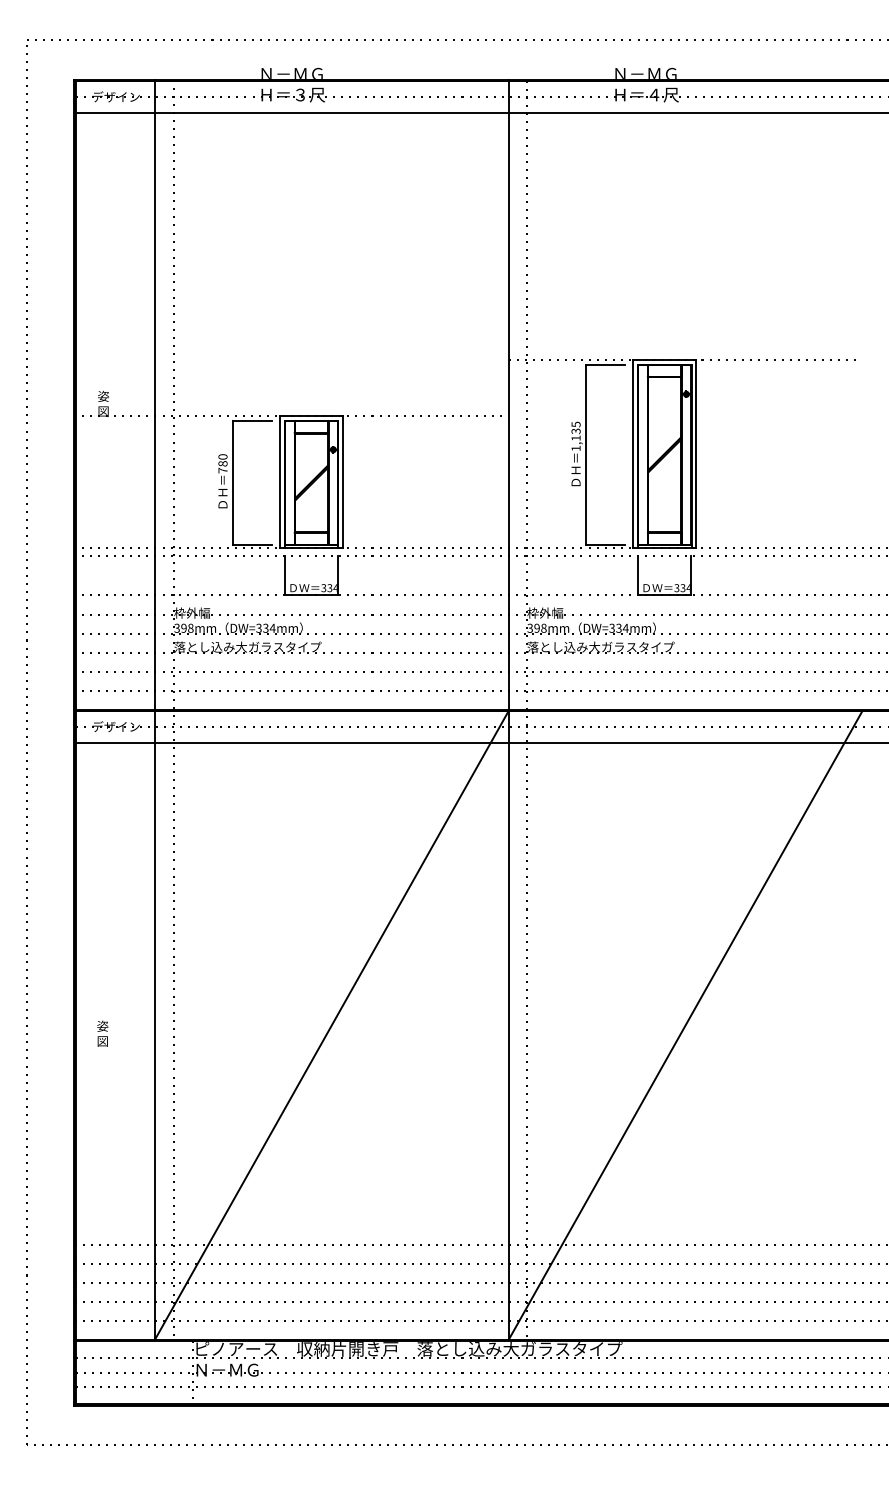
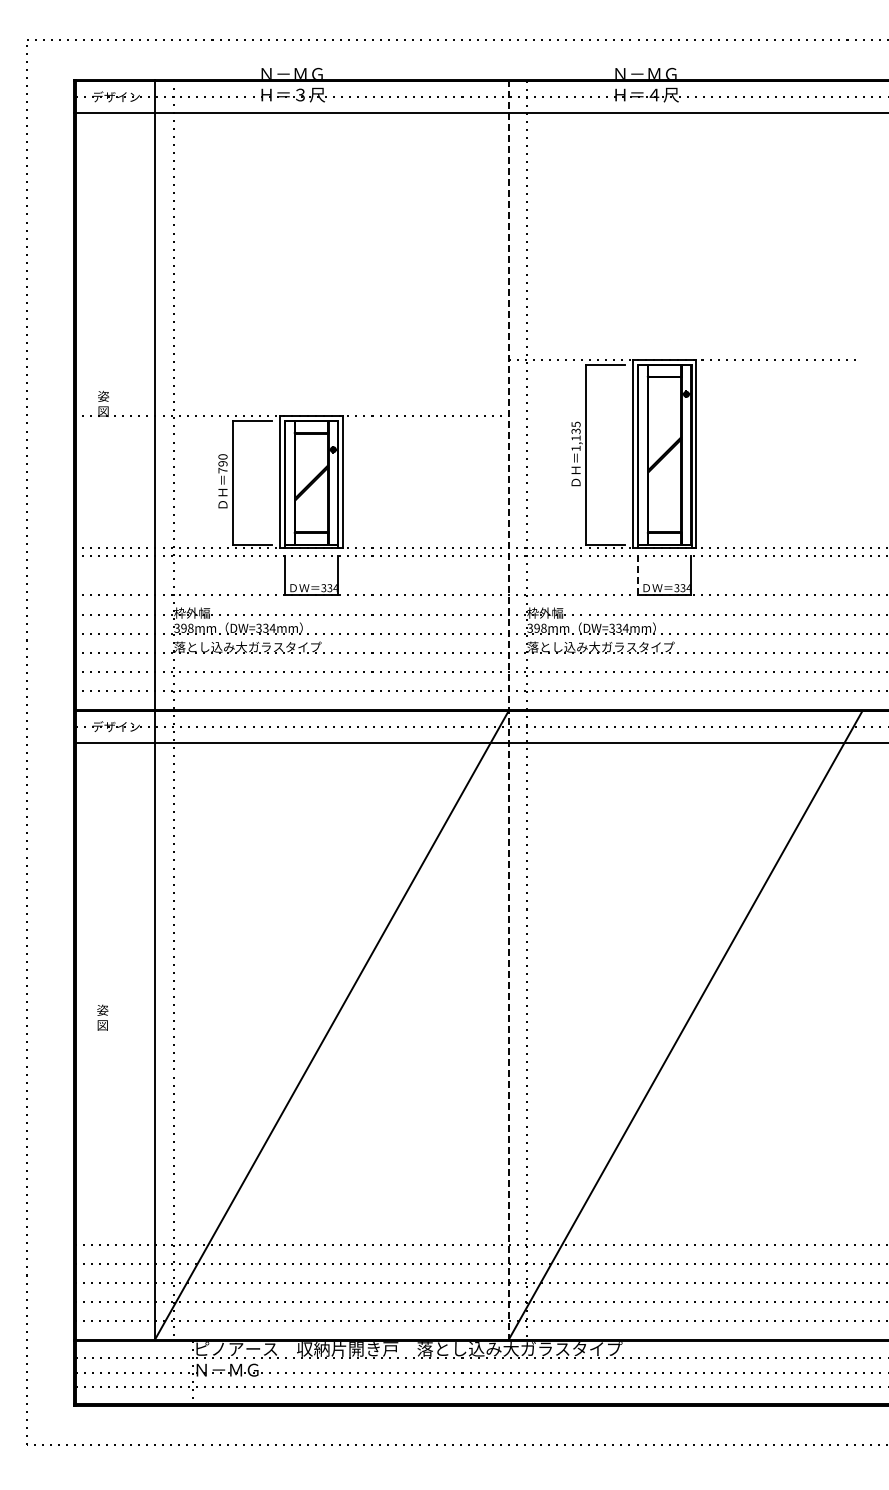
text: 780 -> 790 (222, 463)
line: solid -> dashed (638, 575)
line: solid -> dashed (508, 710)
text position: (102, 1033) -> (102, 1017) (102, 1017)
